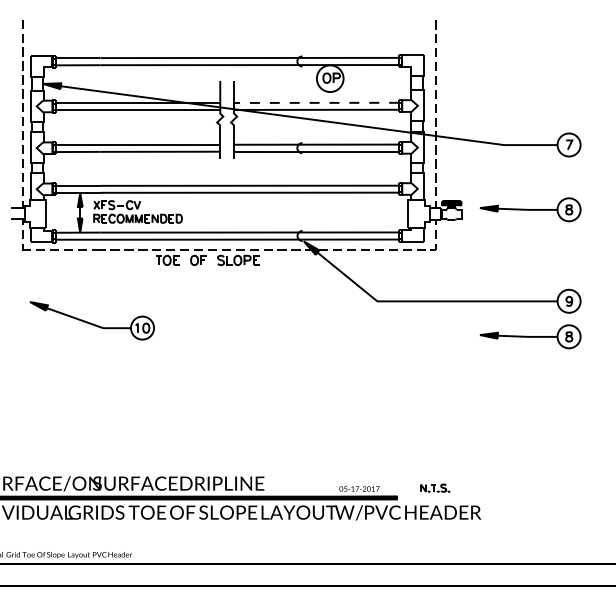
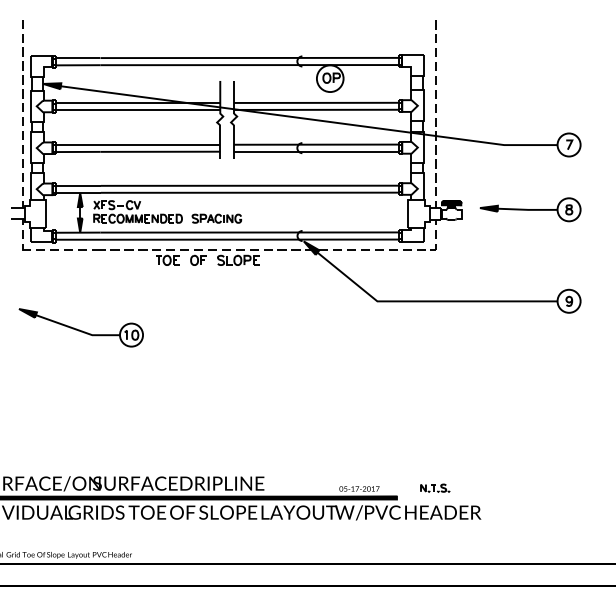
line: dashed -> solid (316, 102)
part: none -> present (216, 218)
part position: (91, 320) -> (80, 327) (80, 327)
part: present -> none (530, 336)
